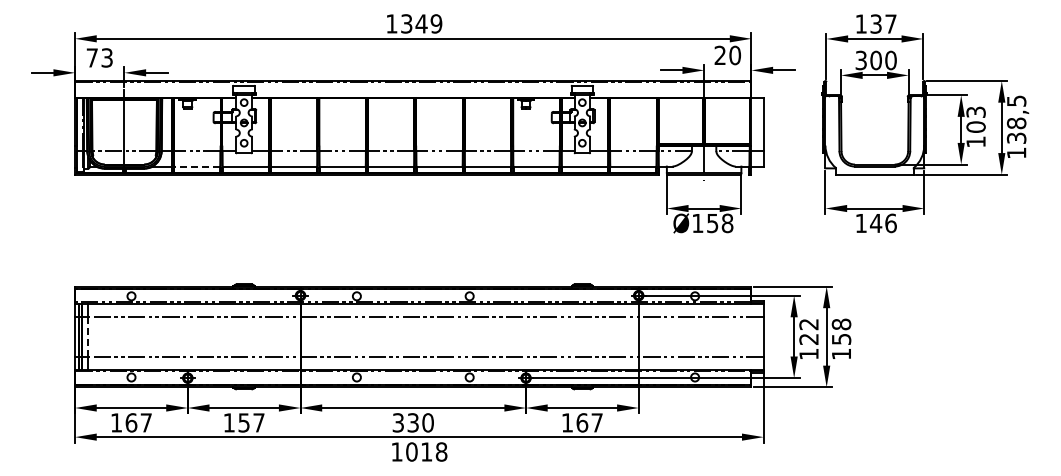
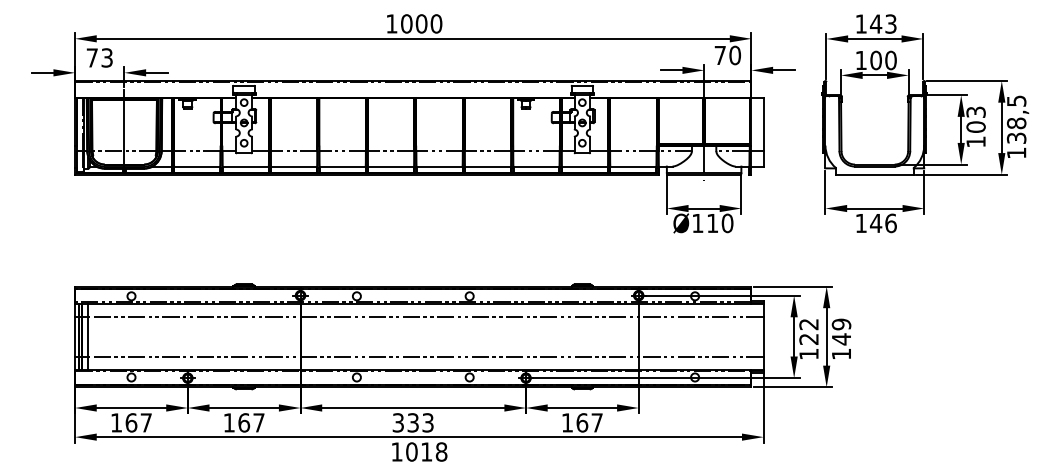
text: 1349 -> 1000 (421, 23)
text: 137 -> 143 (883, 23)
text: 20 -> 70 (719, 54)
text: 300 -> 100 (860, 60)
line: dashed -> solid (196, 166)
text: Ø158 -> Ø110 (720, 223)
text: 158 -> 149 (841, 331)
line: dashed -> solid (87, 336)
text: 157 -> 167 (244, 422)
text: 330 -> 333 (427, 422)
